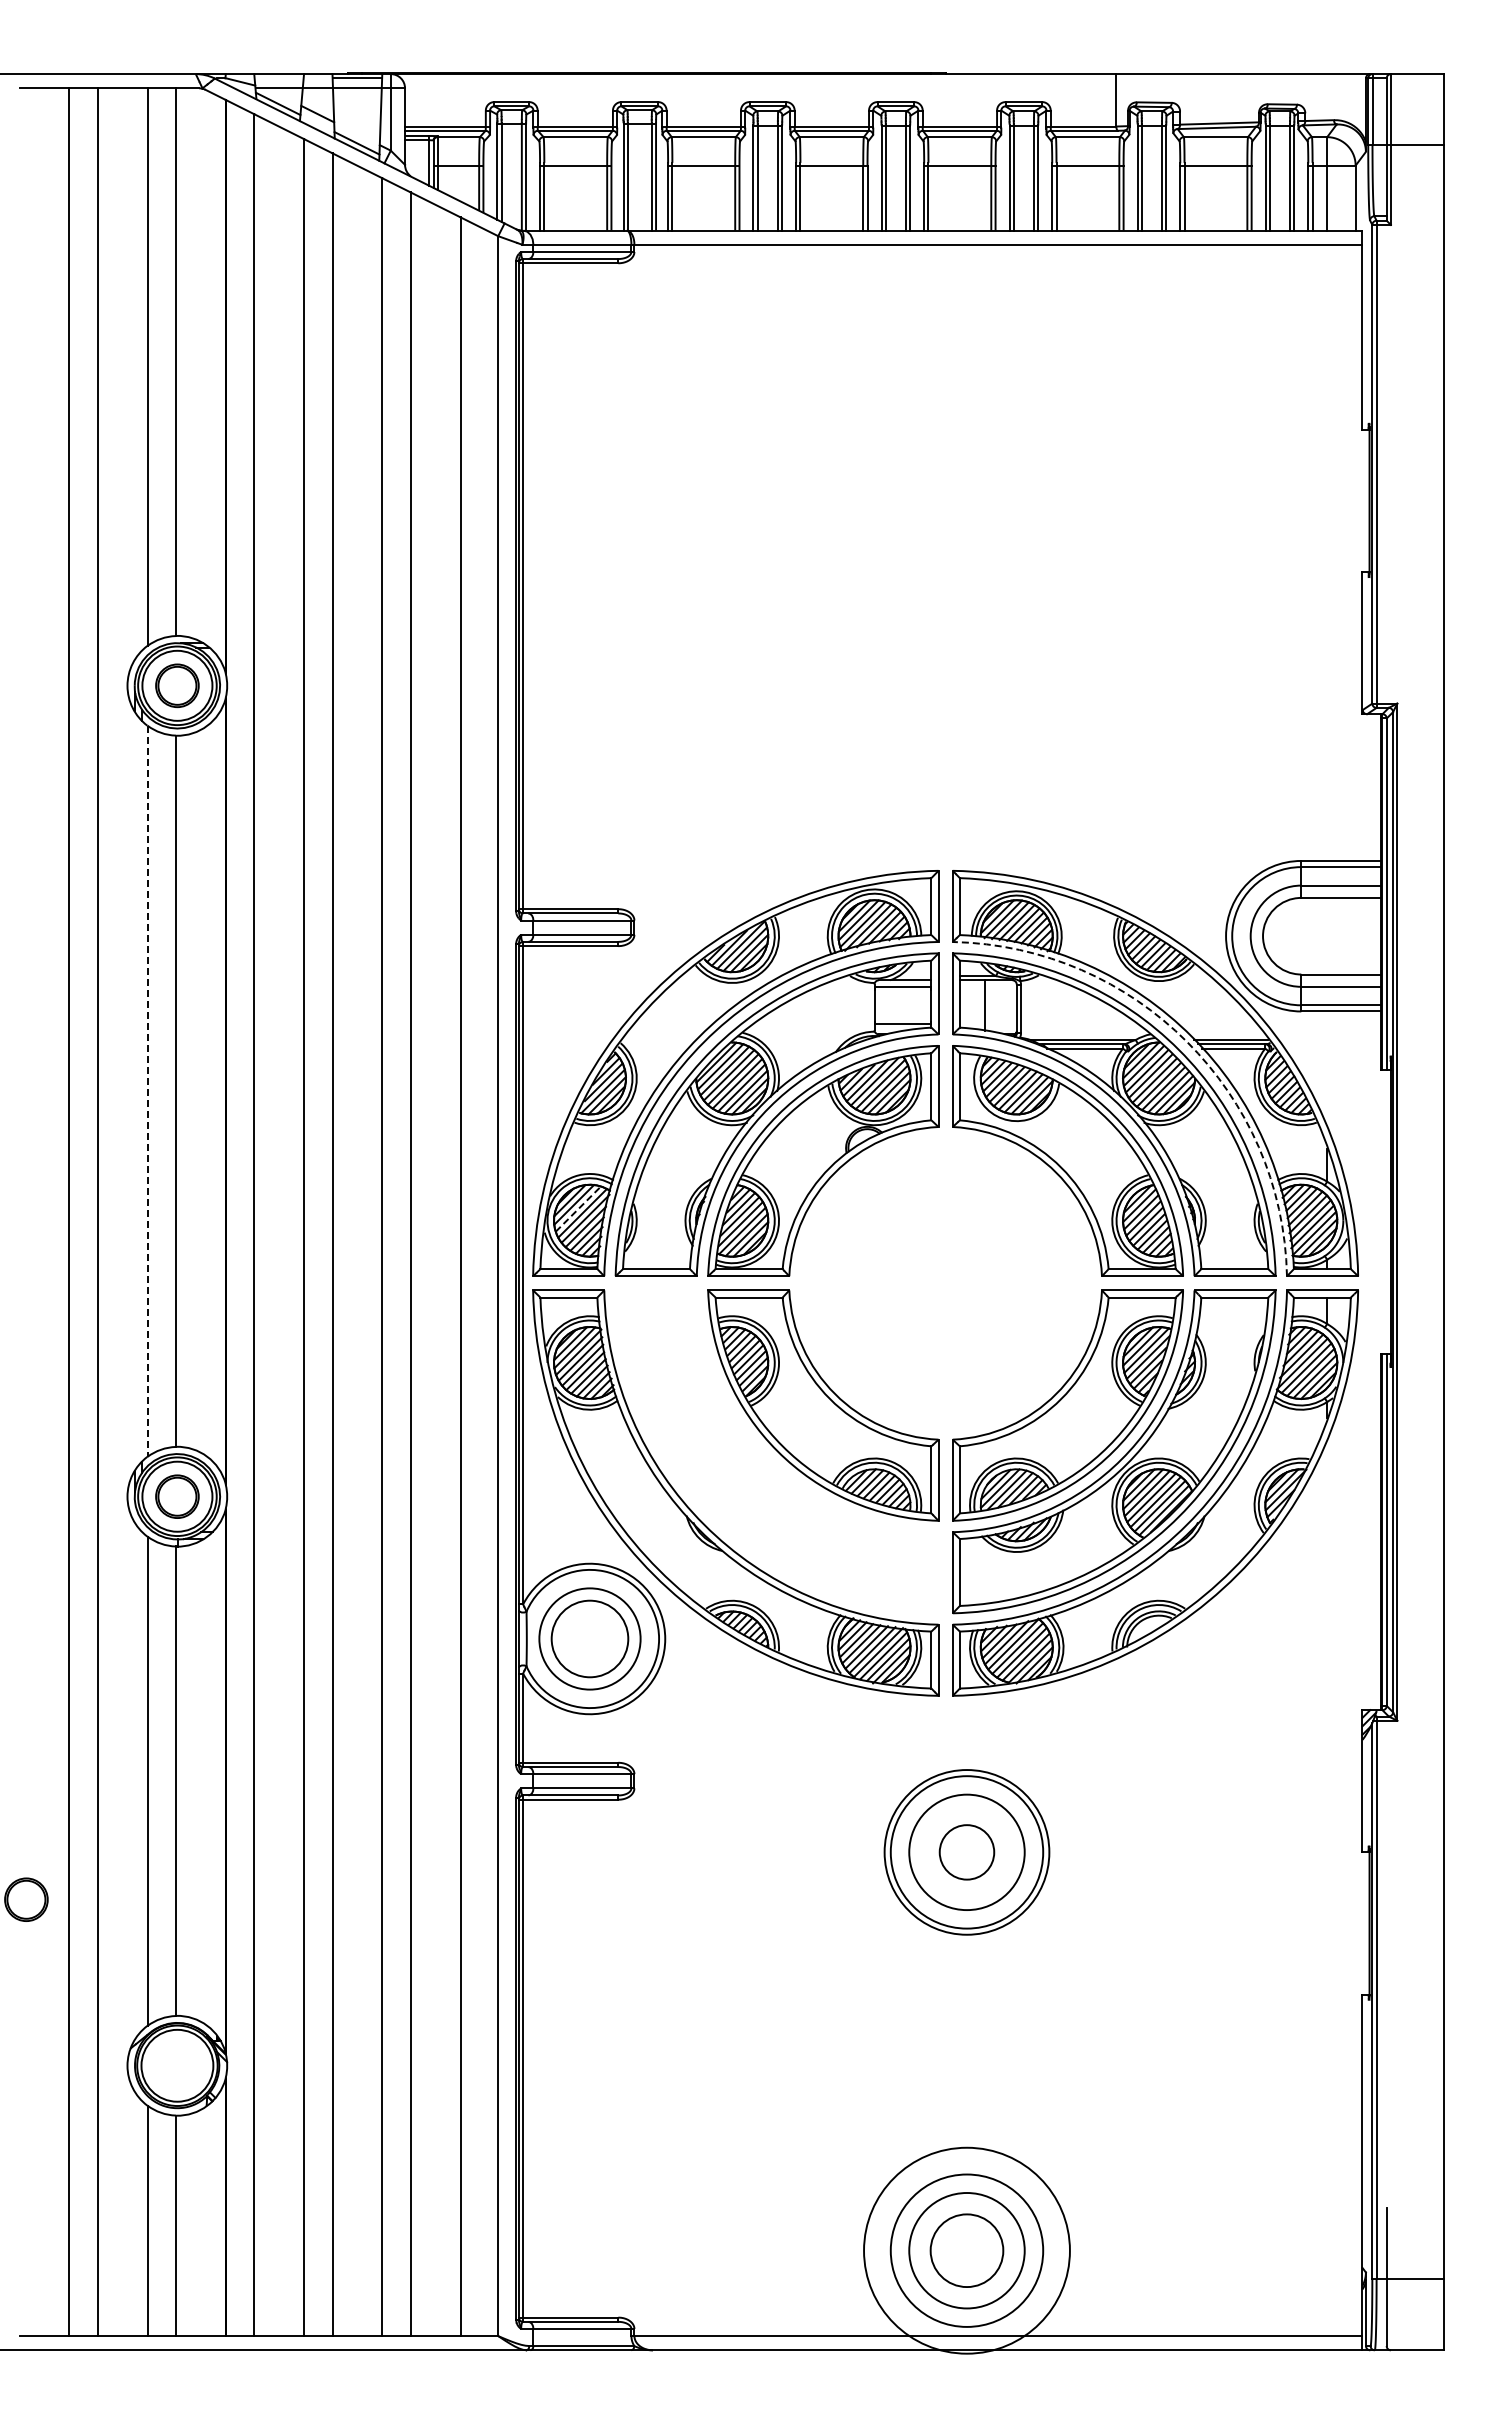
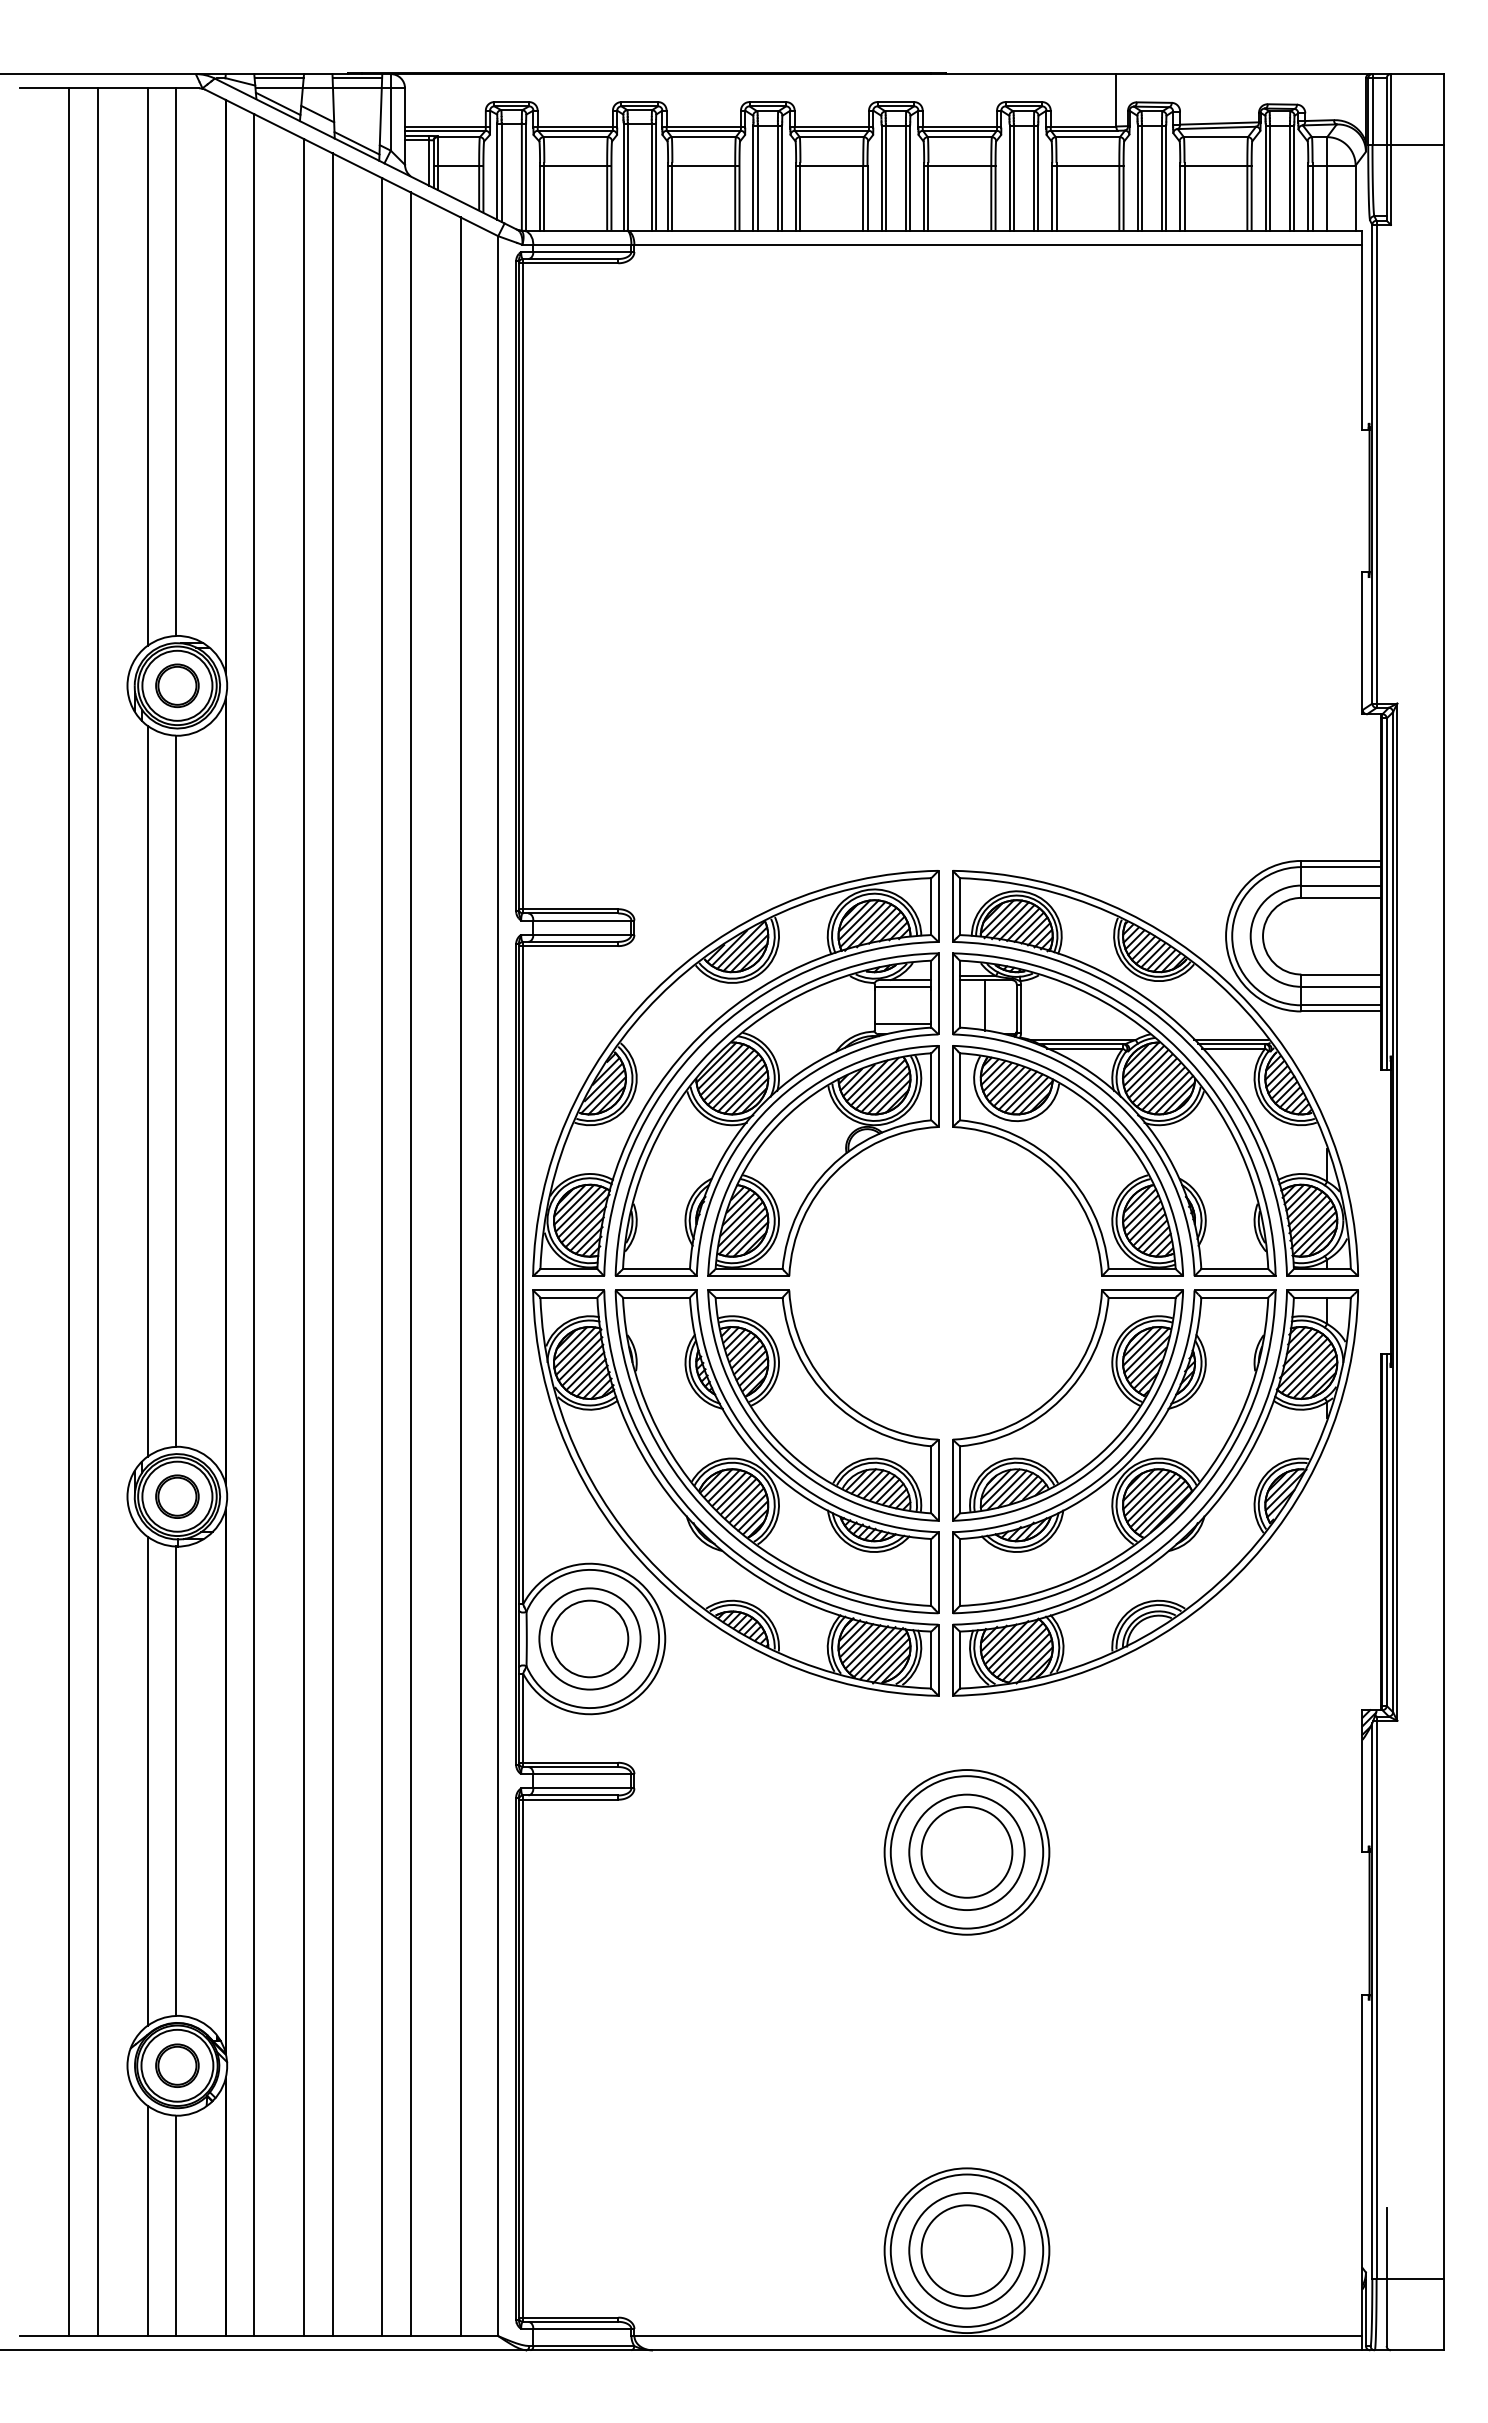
line: none -> present (278, 78)
arc: dashed -> solid (1187, 1041)
line: dashed -> solid (147, 1091)
line: dashed -> solid (578, 1209)
part: none -> present (769, 1457)
circle diameter: 54 px -> 91 px (966, 1851)
part position: (26, 1899) -> (177, 2065) (177, 2065)
circle diameter: 206 px -> 165 px (966, 2250)
circle diameter: 73 px -> 91 px (966, 2250)
